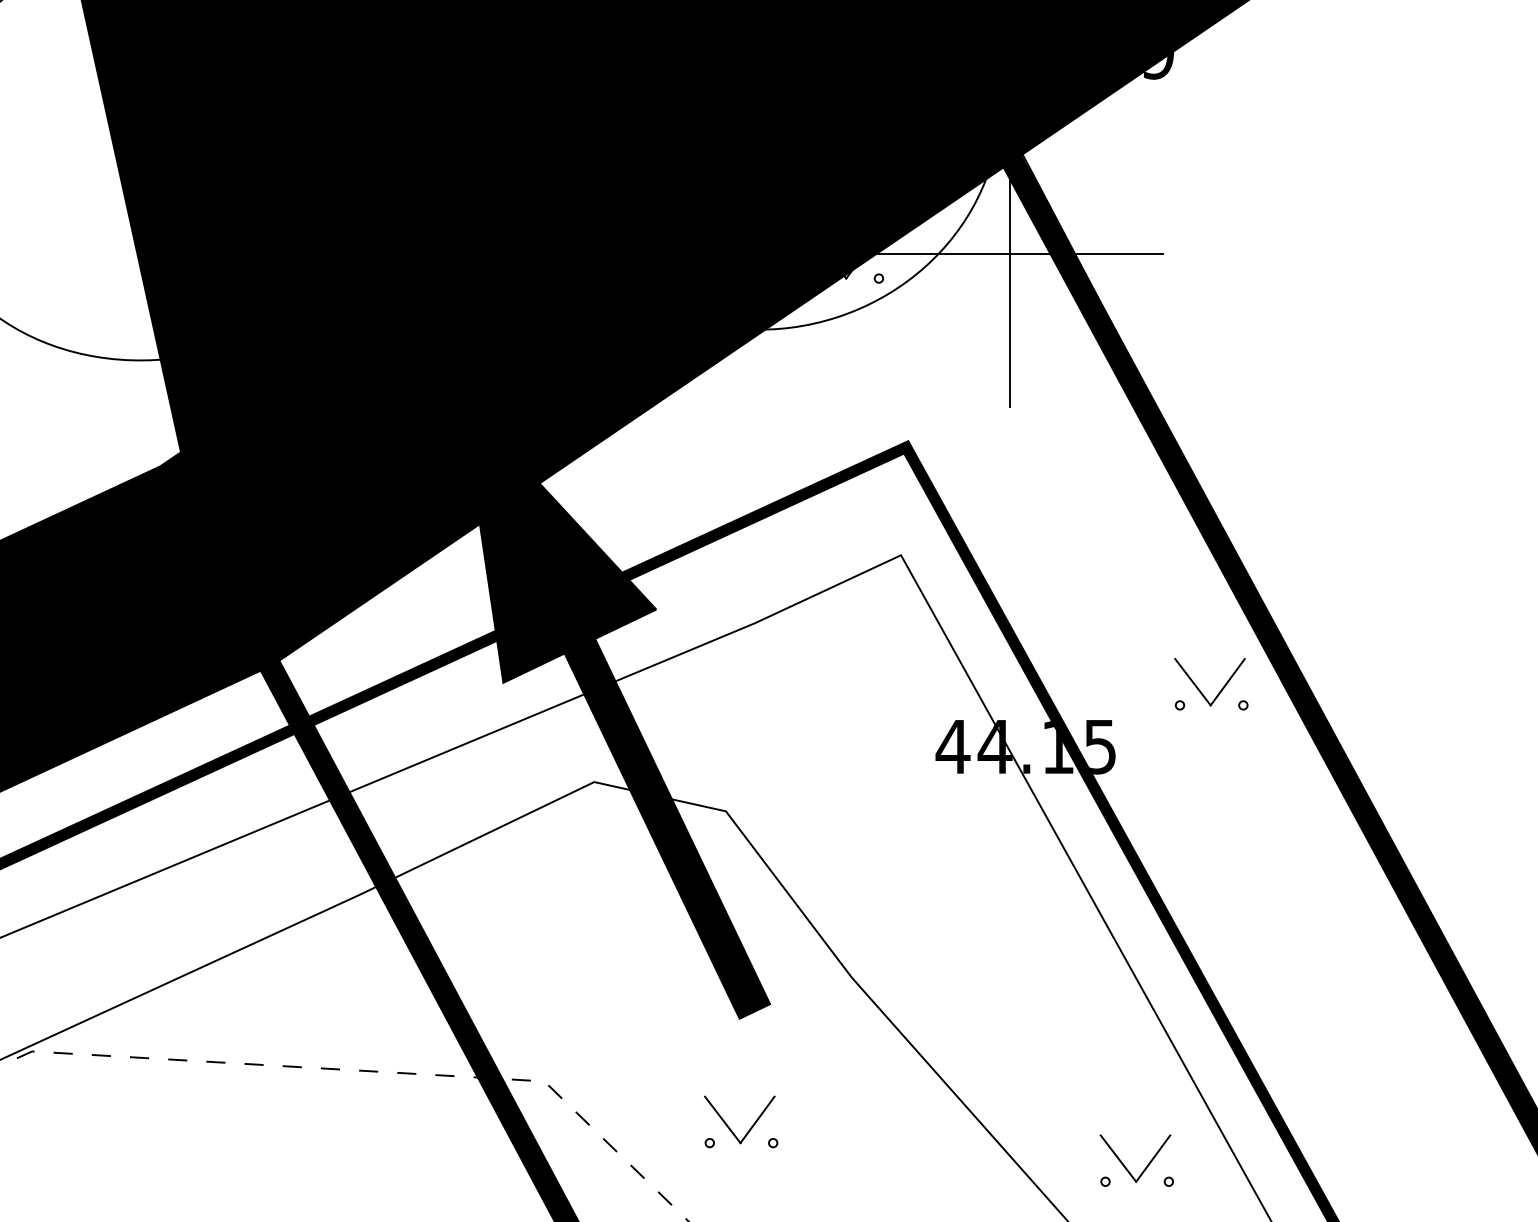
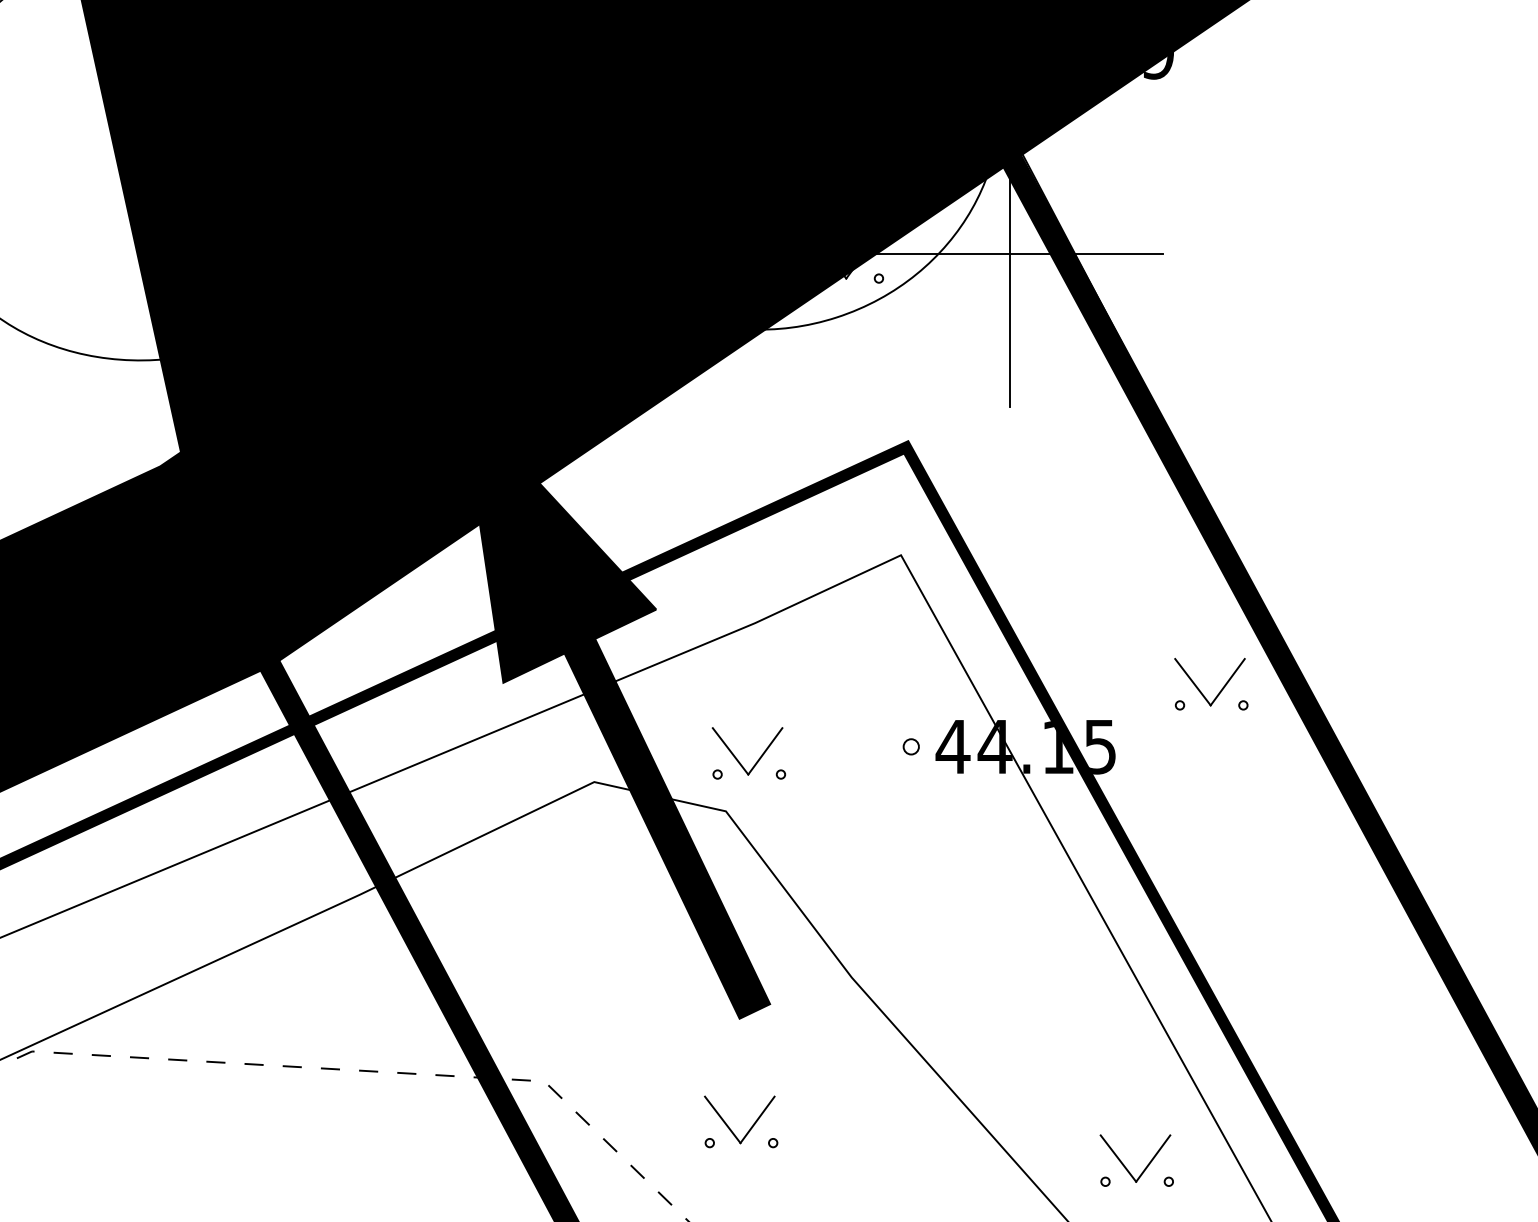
part: none -> present (910, 746)
part: none -> present (758, 758)
